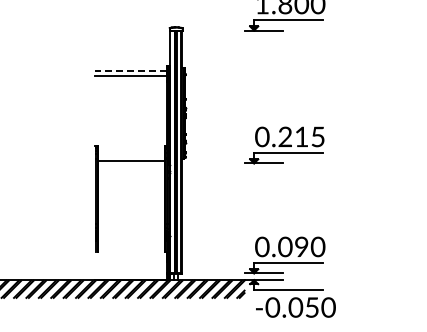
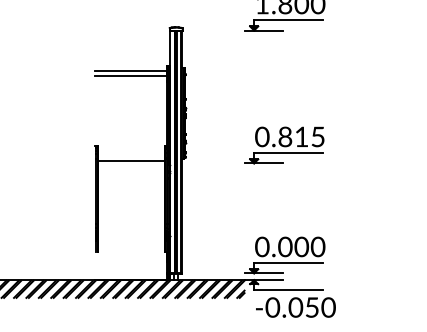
line: dashed -> solid (130, 71)
text: 0.215 -> 0.815 (285, 137)
text: 0.090 -> 0.000 (301, 247)
